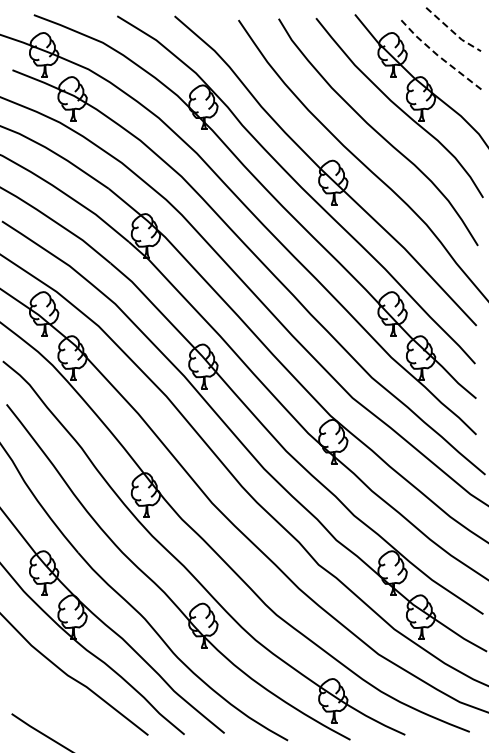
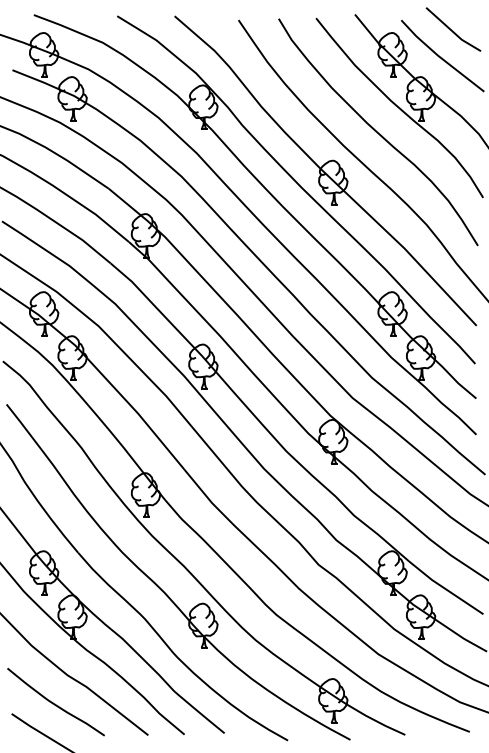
line: dashed -> solid (452, 31)
line: dashed -> solid (440, 57)
curve: none -> present (55, 703)
